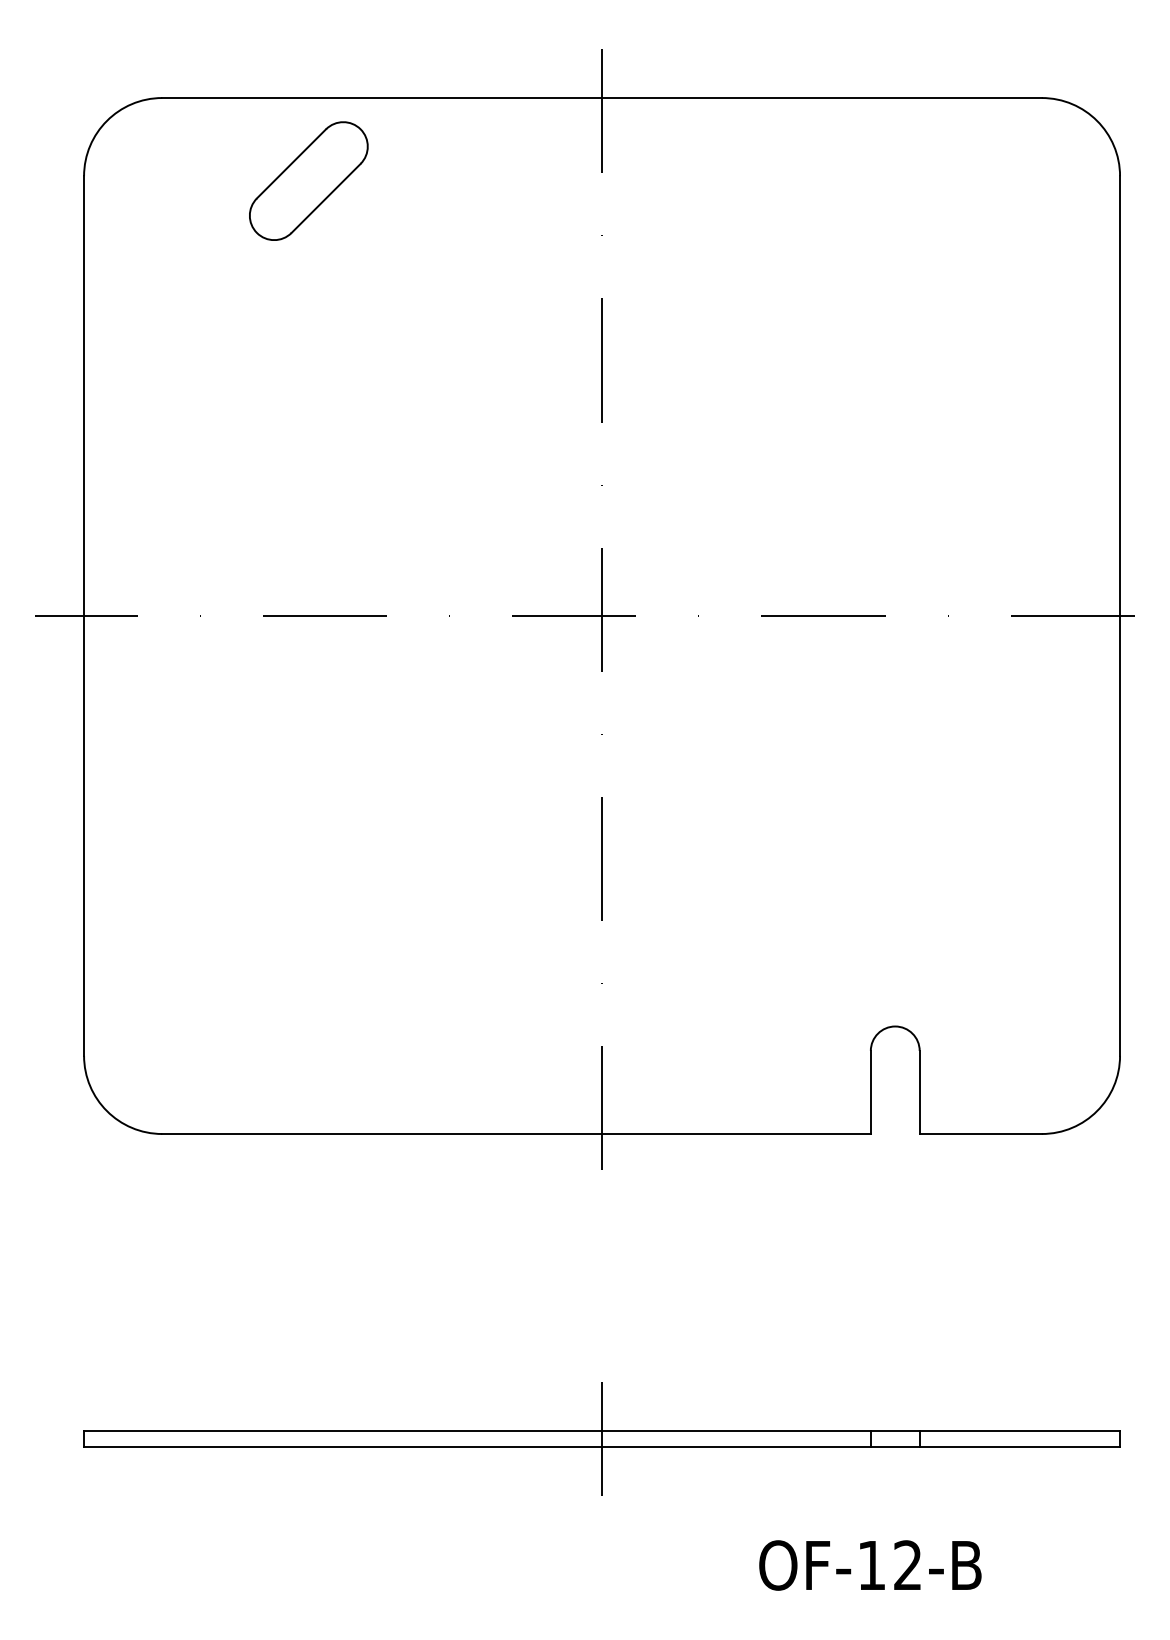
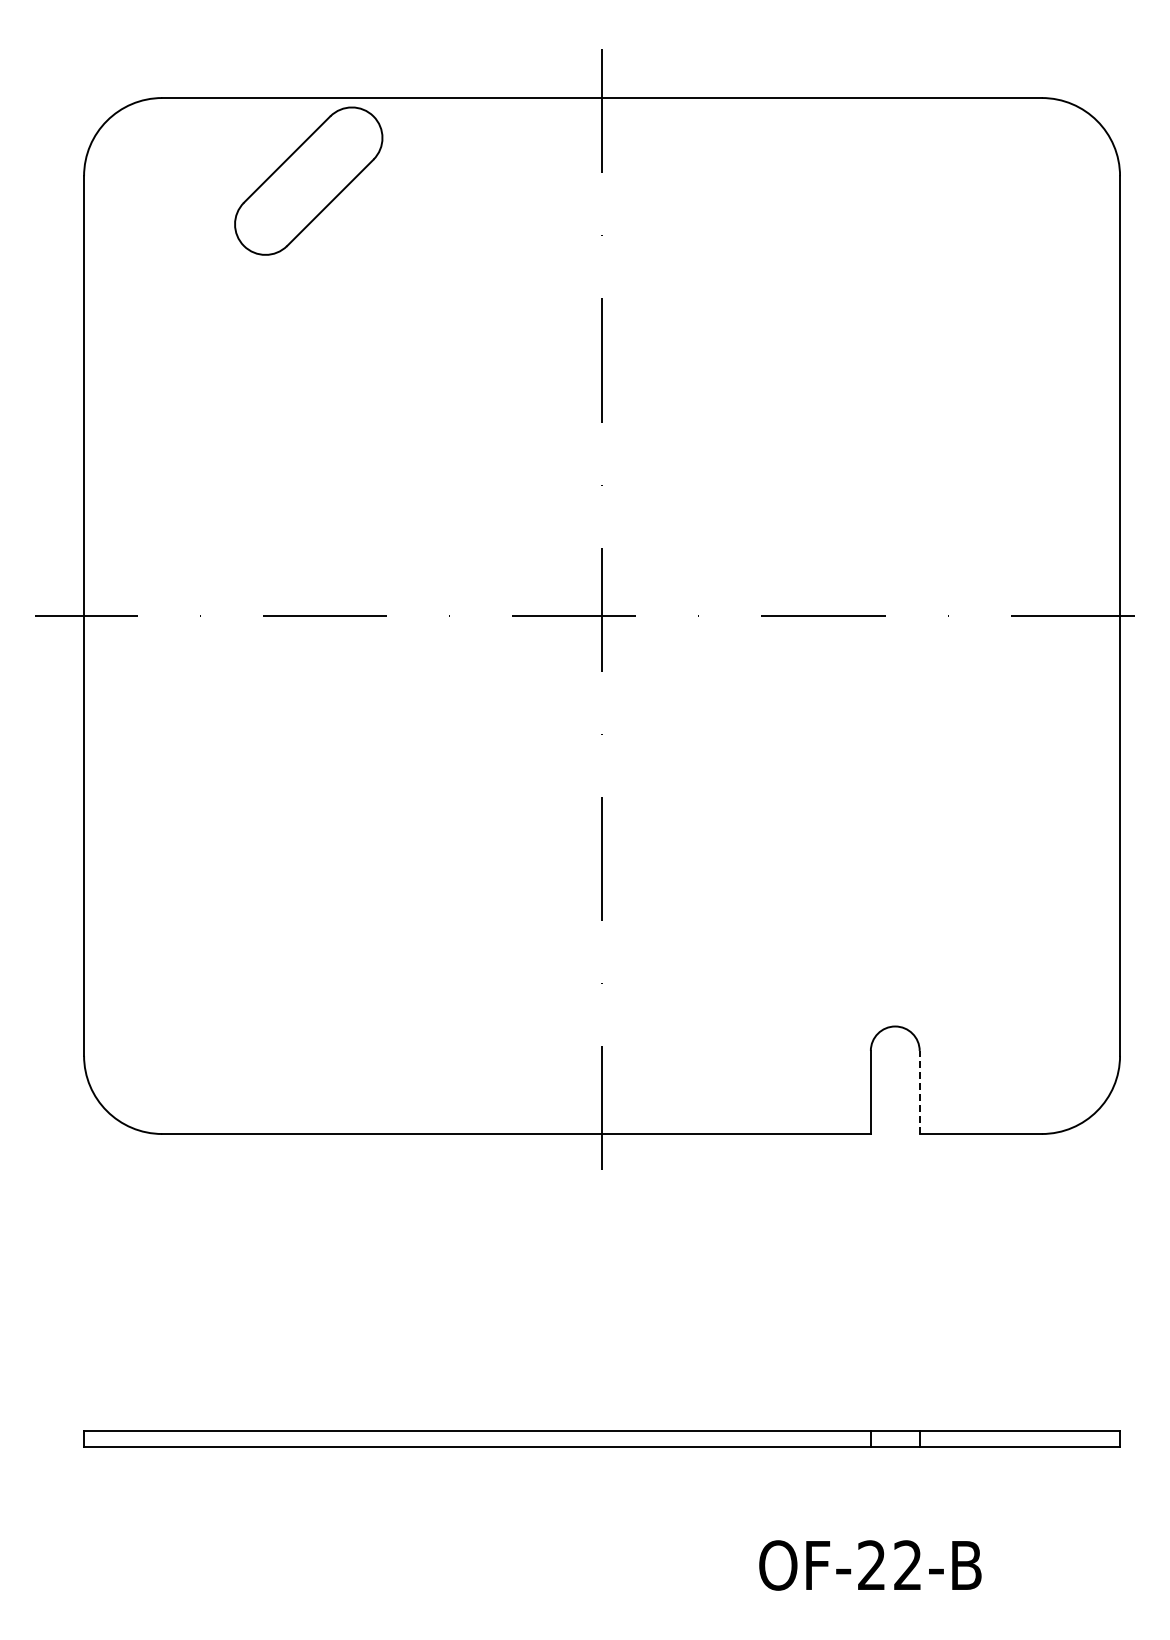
part size: 120x120 px -> 150x150 px (308, 180)
line: solid -> dashed (919, 1092)
line: present -> none (602, 1438)
text: OF-12-B -> OF-22-B (871, 1564)
